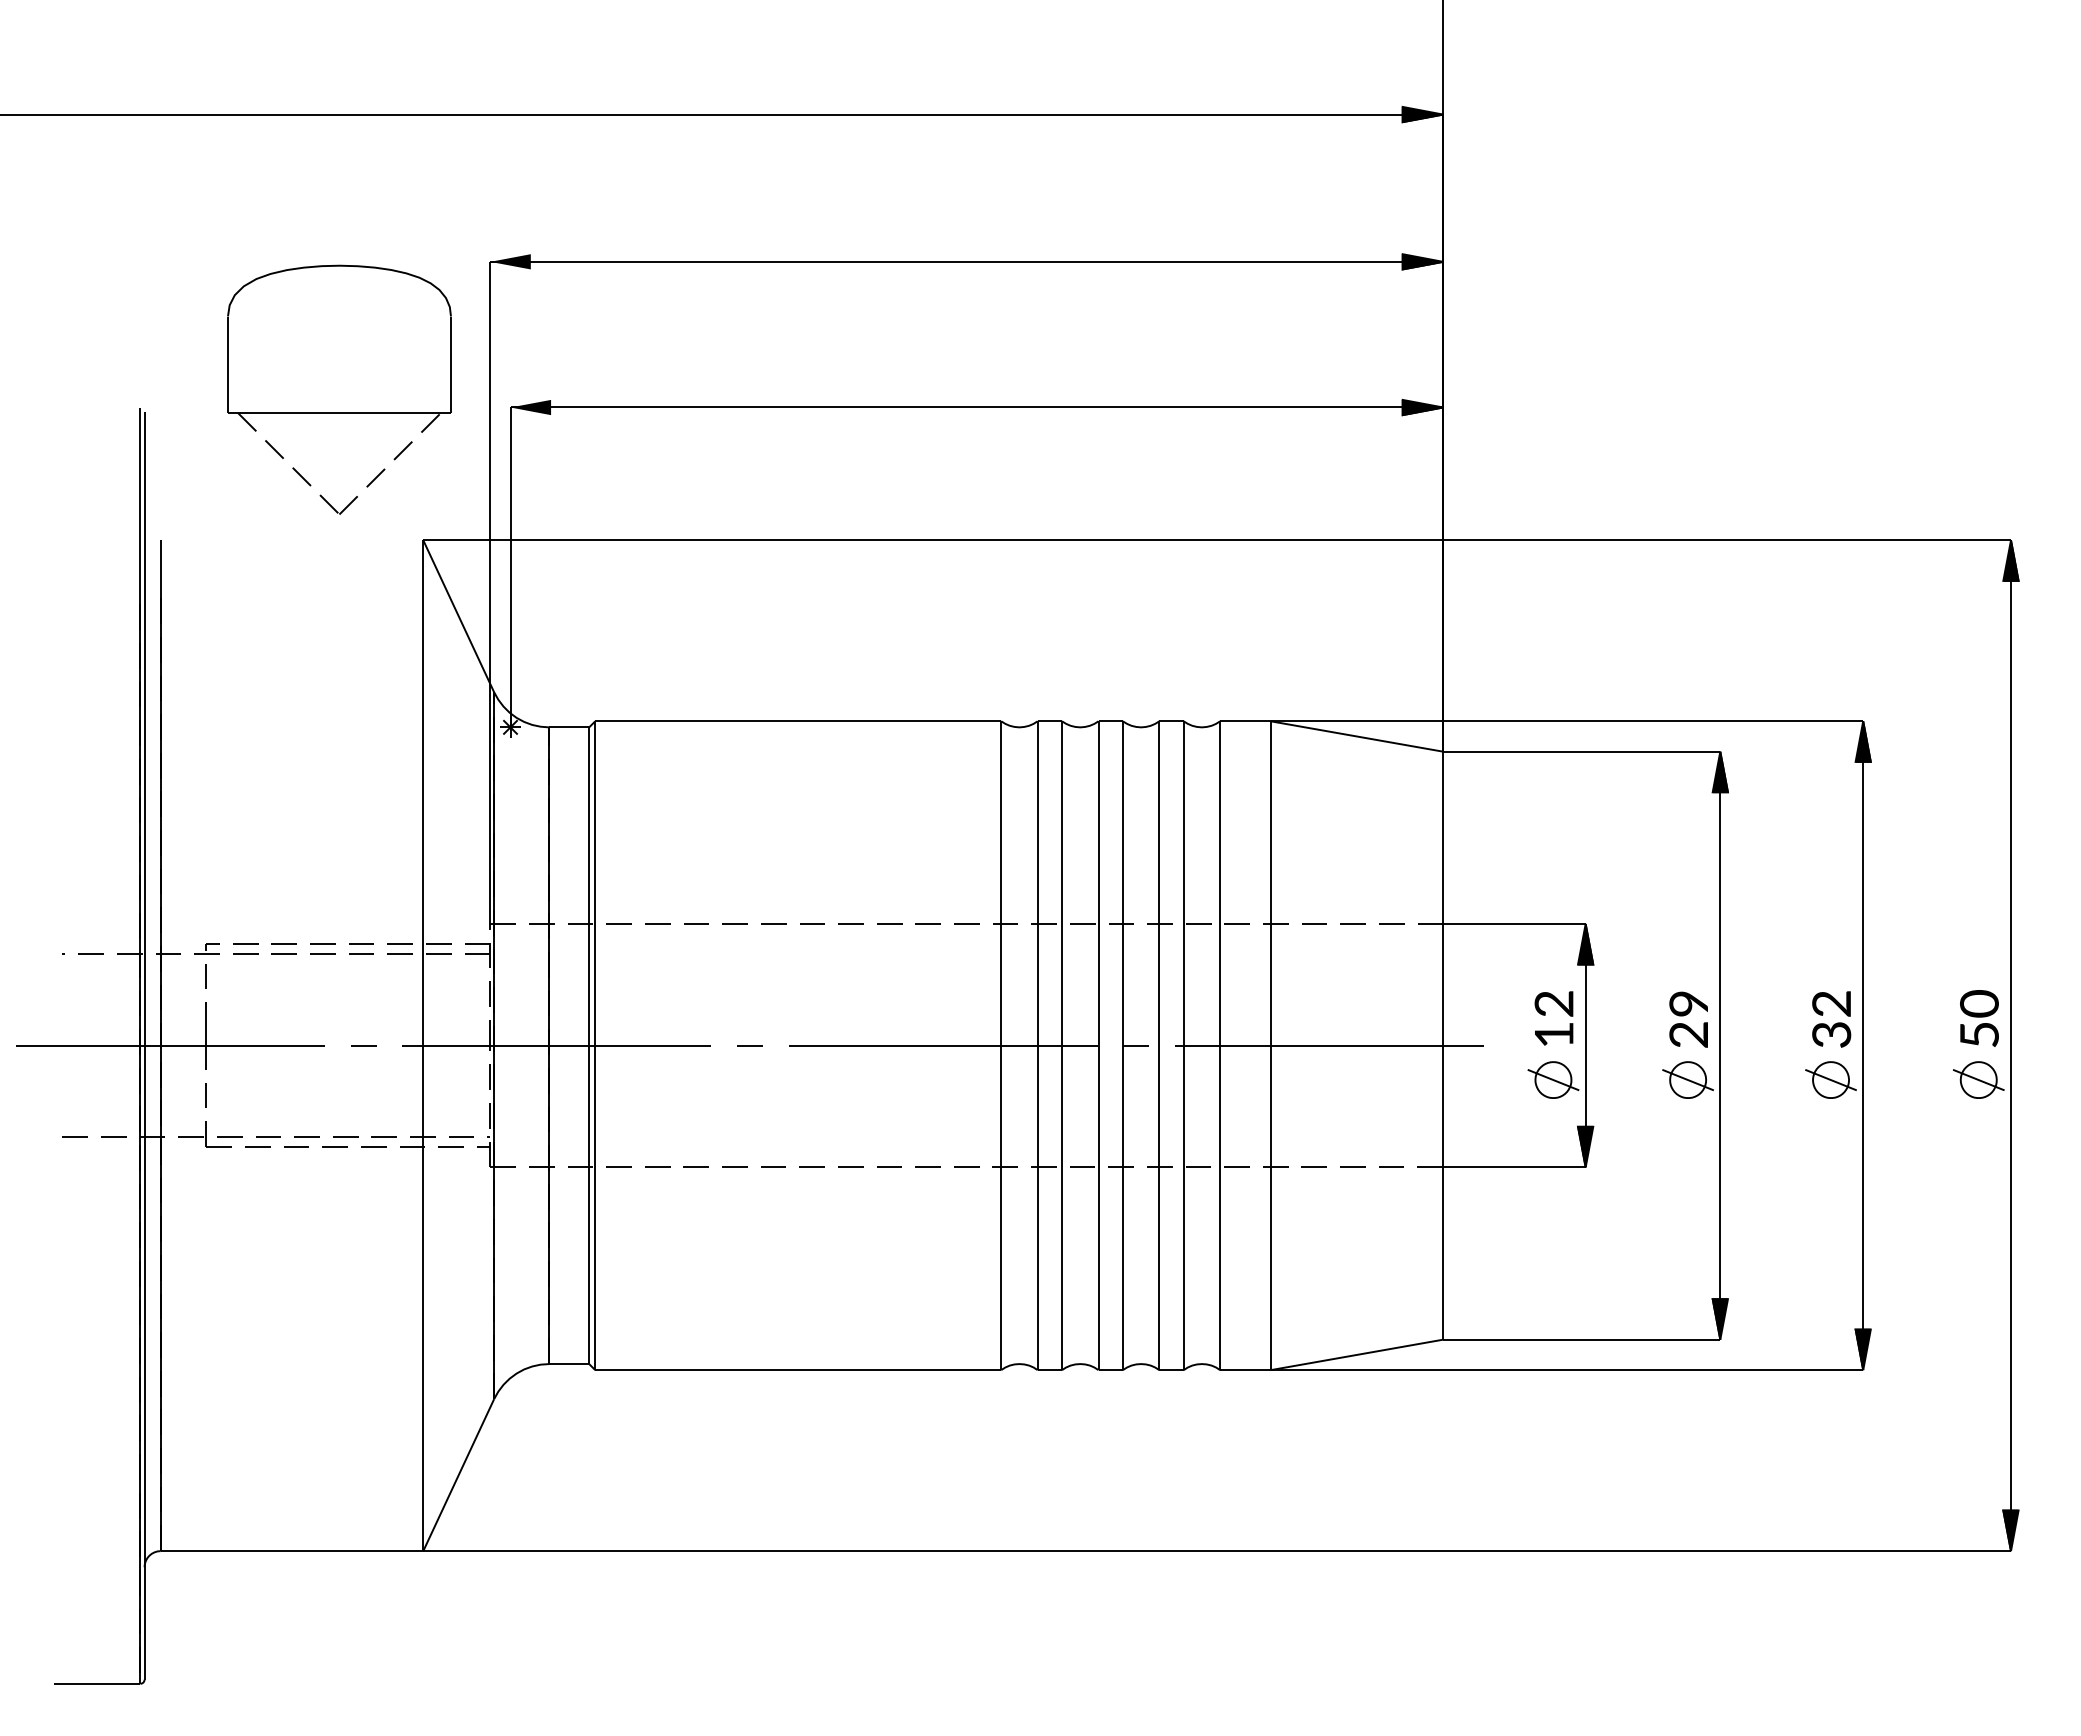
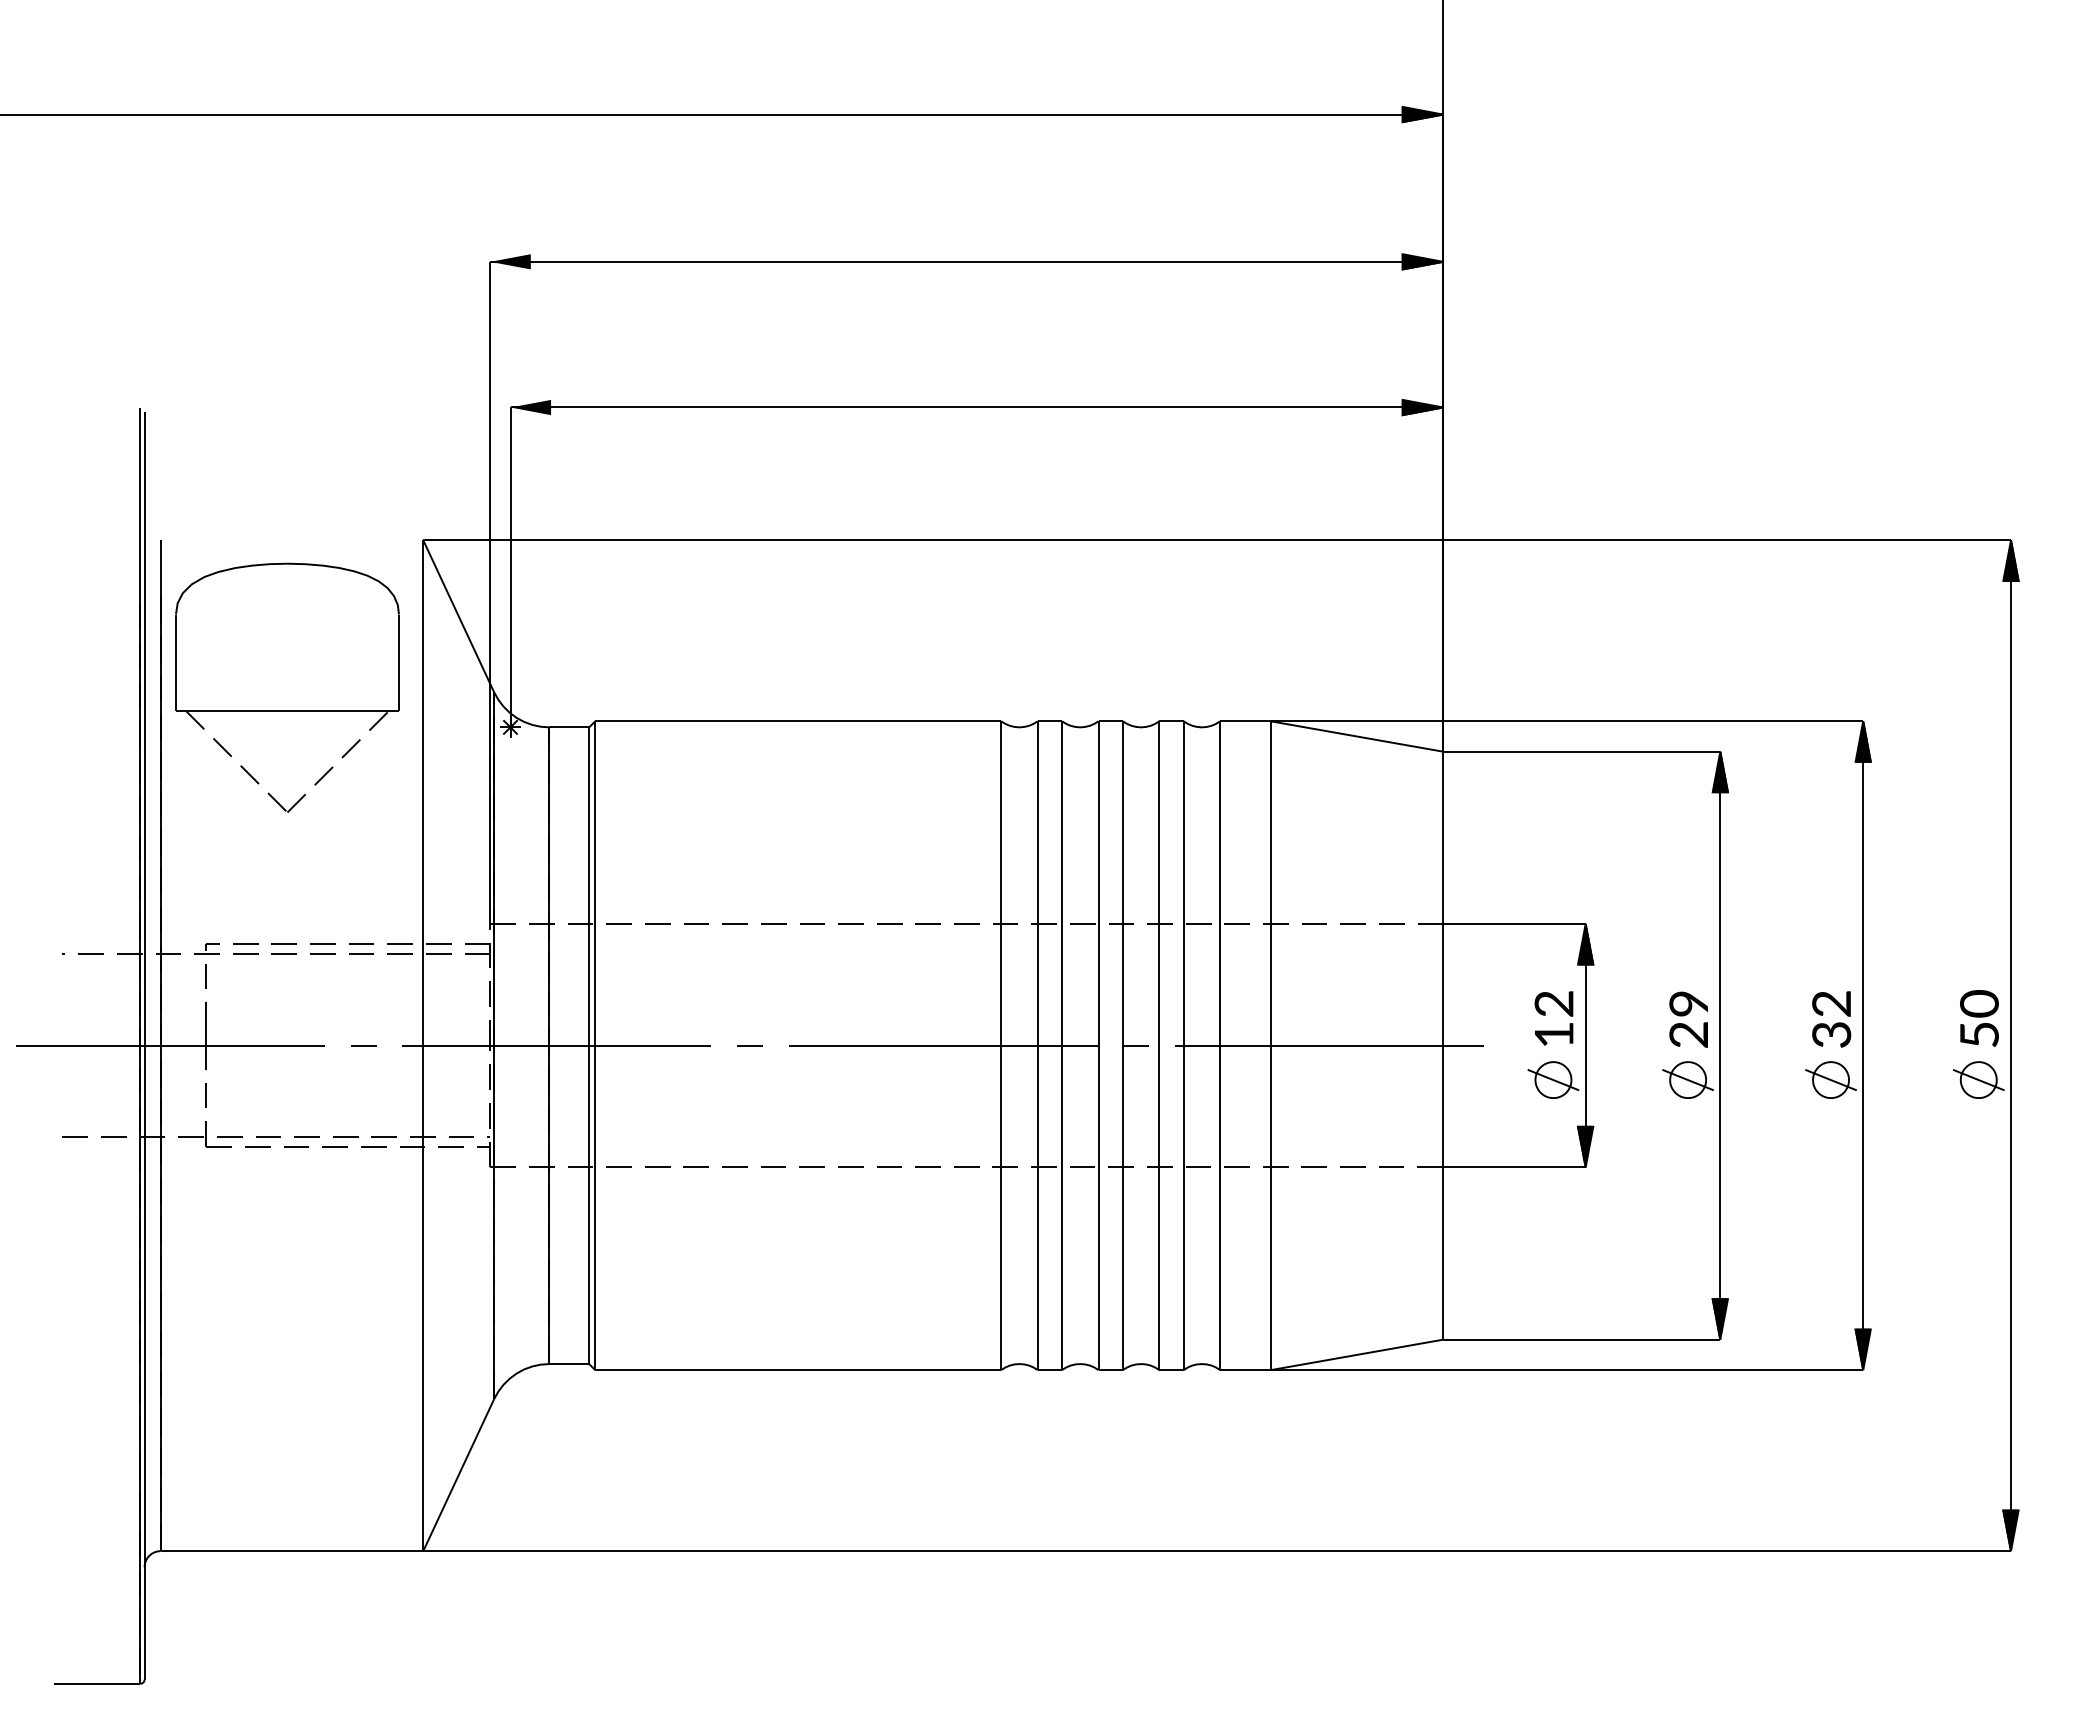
part position: (339, 389) -> (287, 687) (287, 687)
